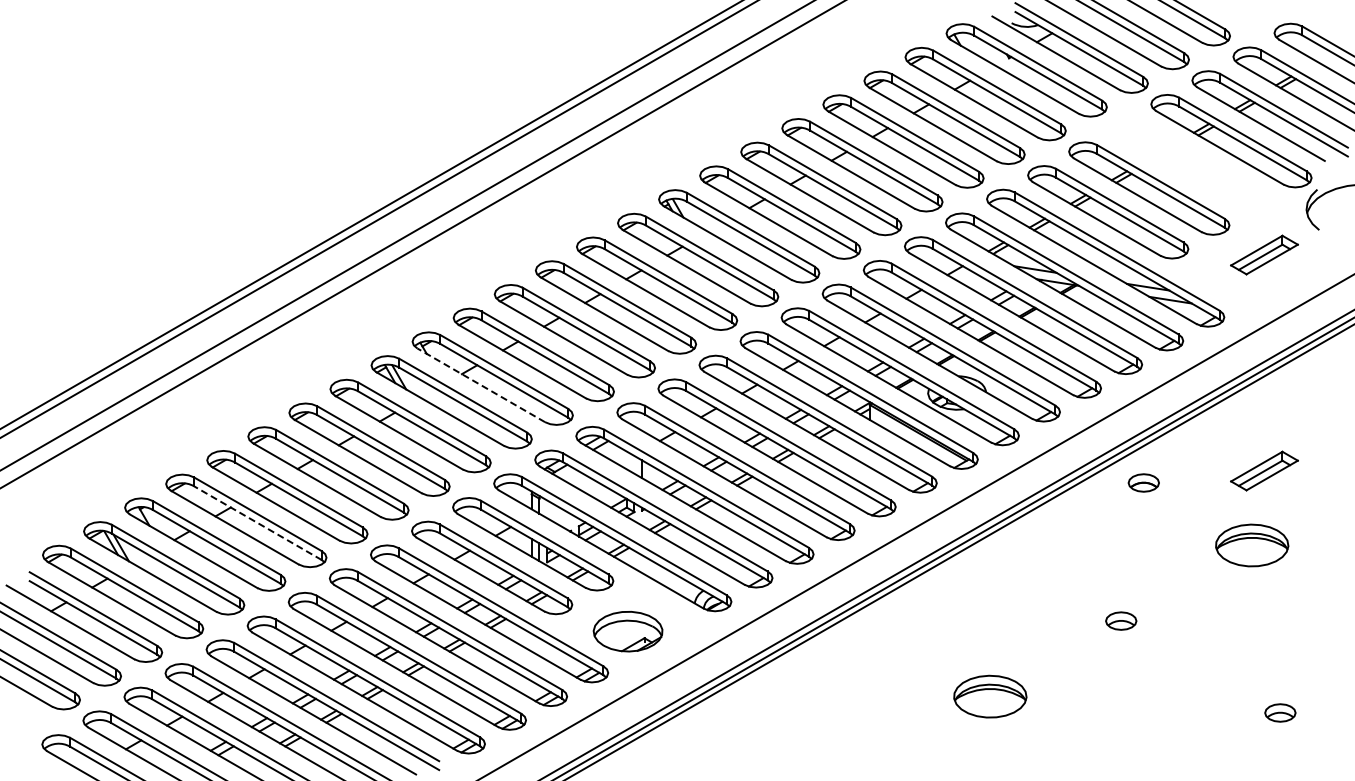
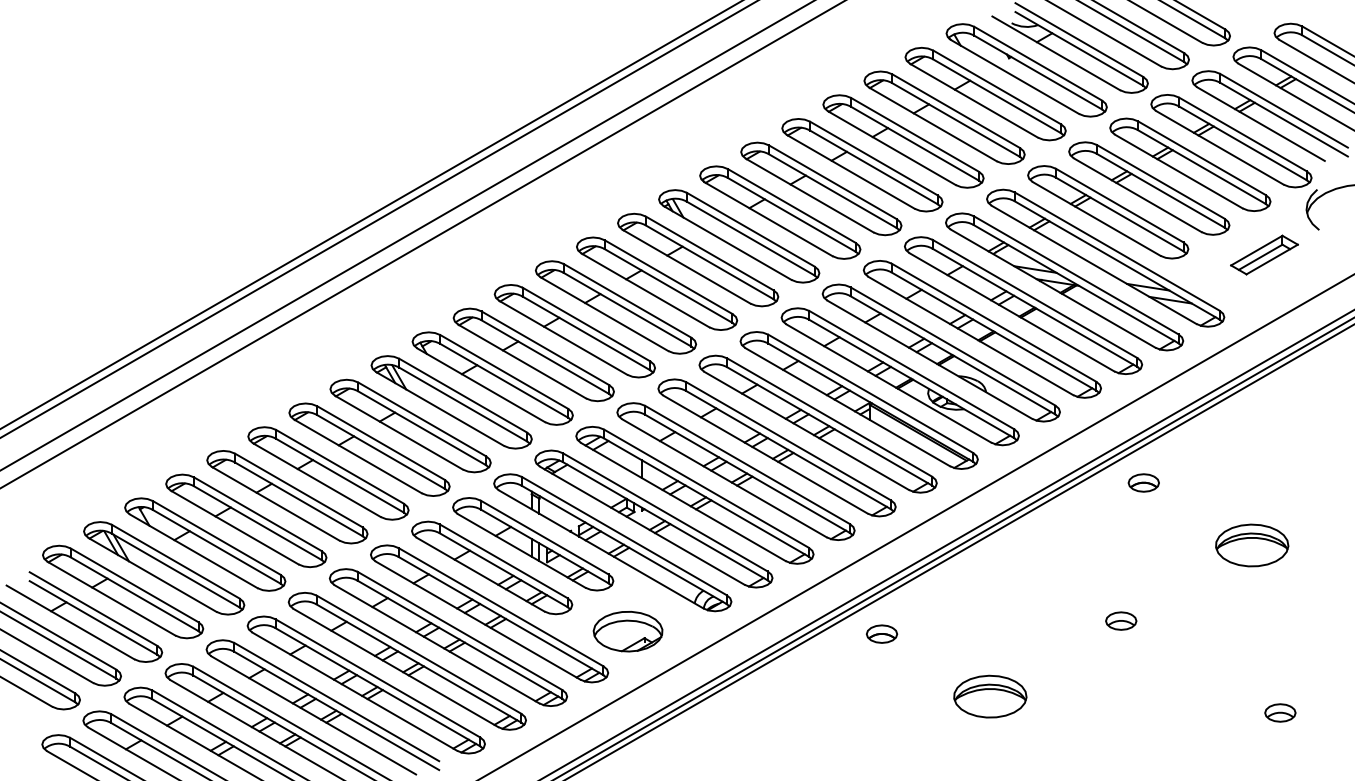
part: none -> present (1190, 164)
line: dashed -> solid (481, 385)
part: present -> none (1264, 470)
line: dashed -> solid (257, 523)
part: none -> present (881, 633)
